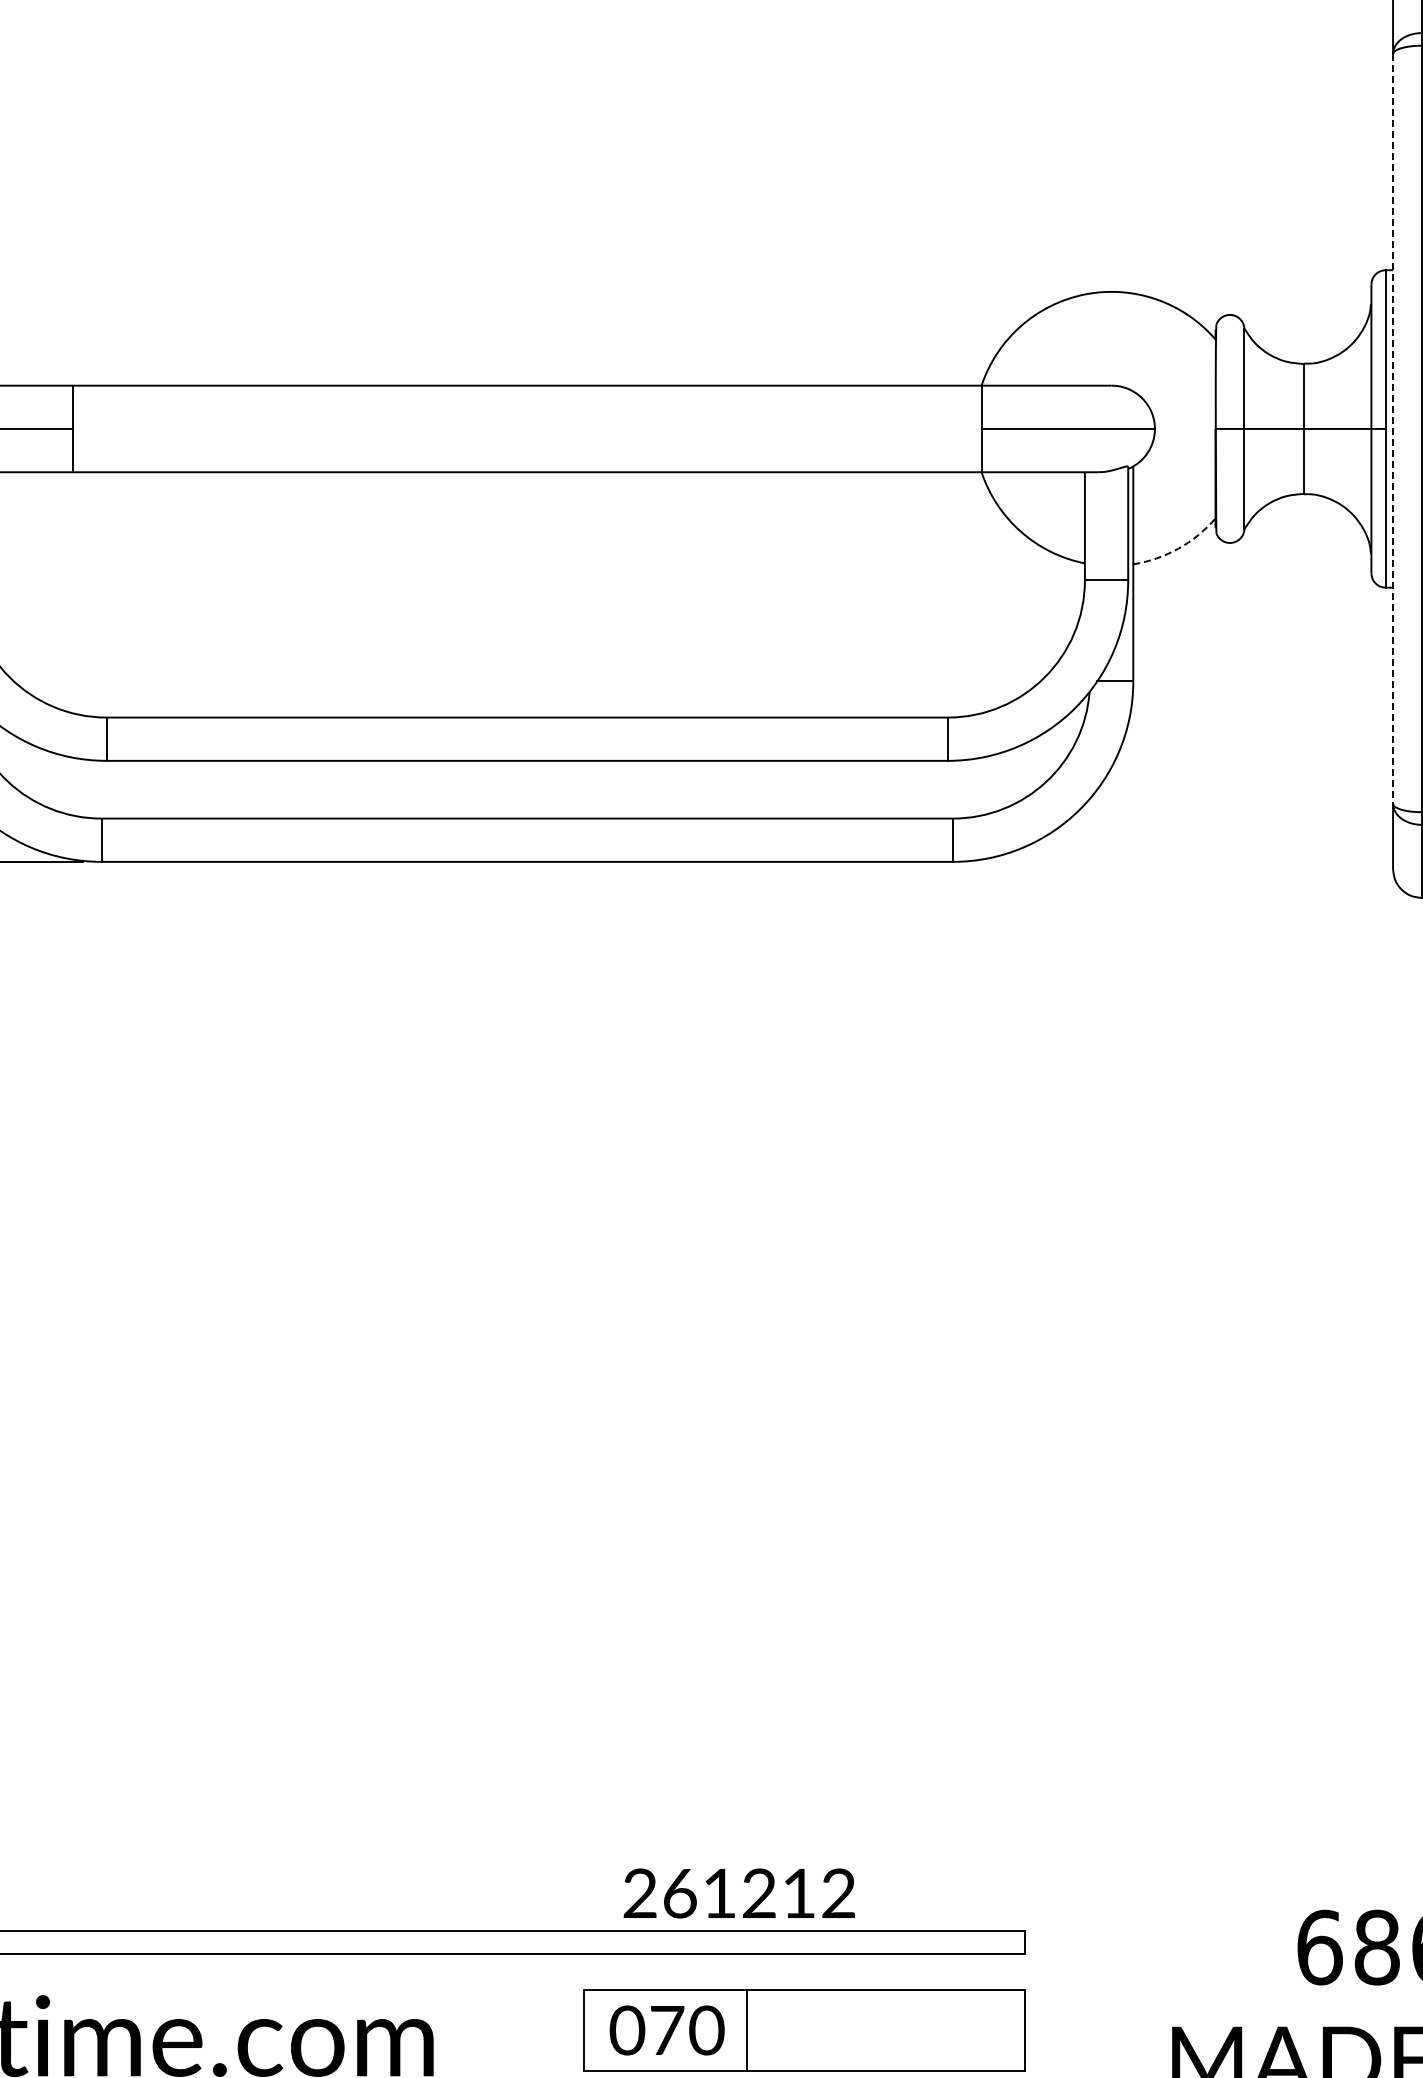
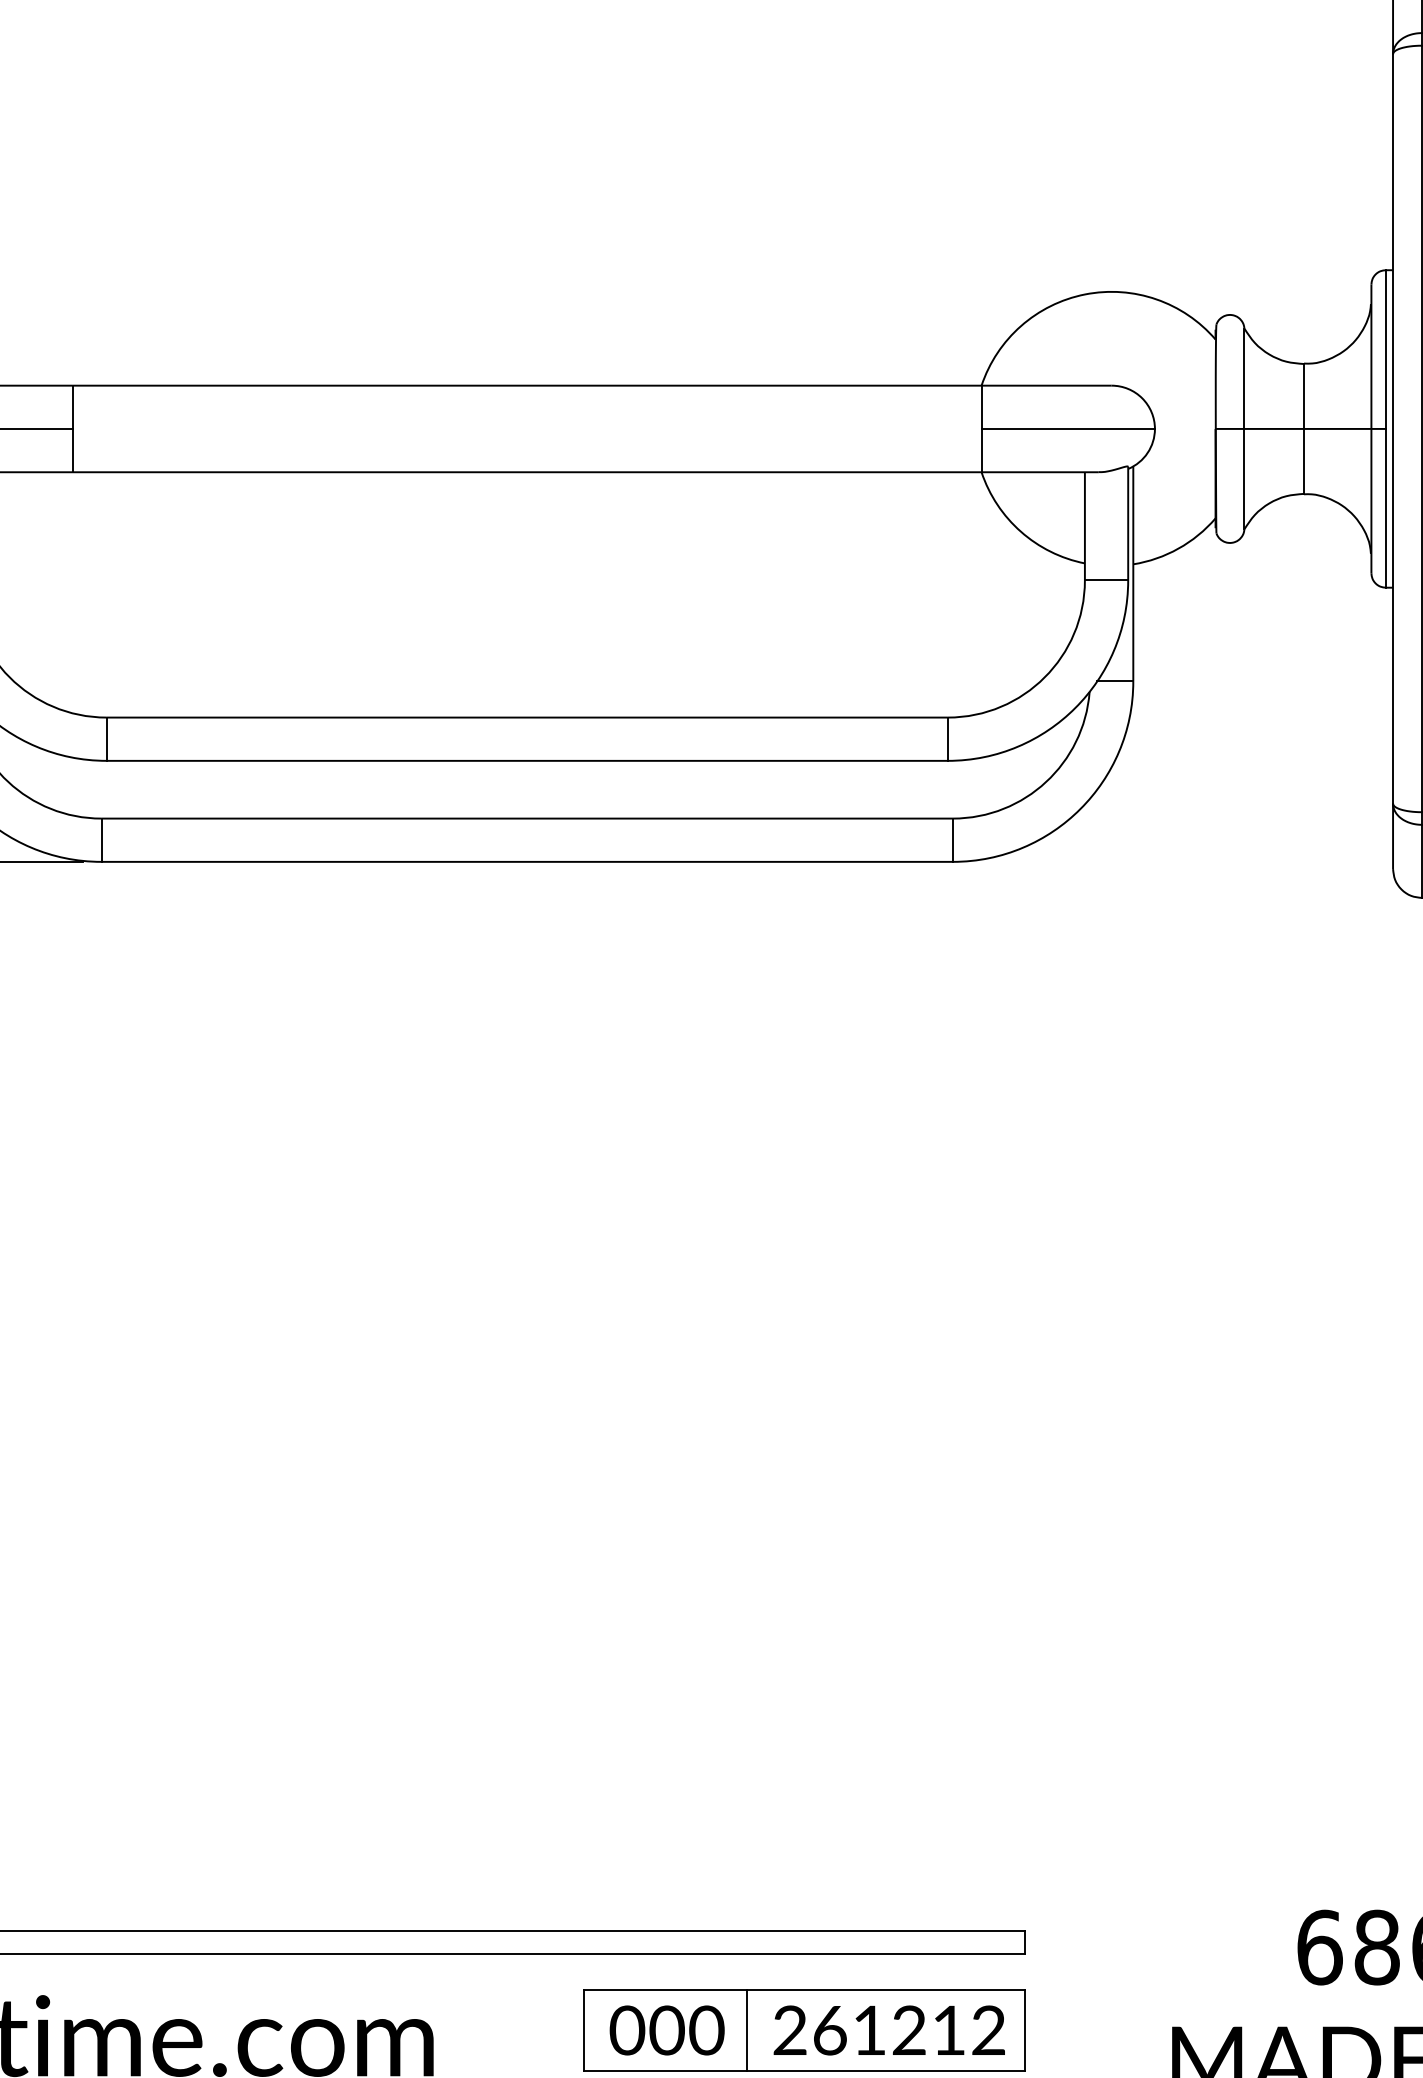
line: dashed -> solid (1393, 428)
arc: dashed -> solid (1178, 548)
text position: (738, 1893) -> (888, 2030) (888, 2030)
text: 070 -> 000 (666, 2030)
